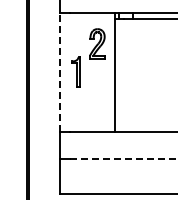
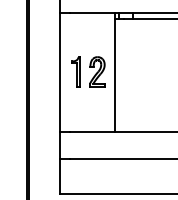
part position: (97, 43) -> (97, 71) (97, 71)
line: dashed -> solid (60, 72)
line: dashed -> solid (123, 158)
